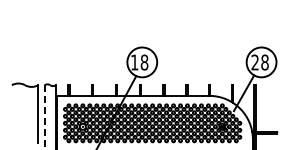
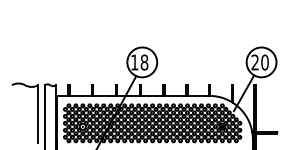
text: 28 -> 20 (264, 62)
line: dashed -> solid (44, 117)
